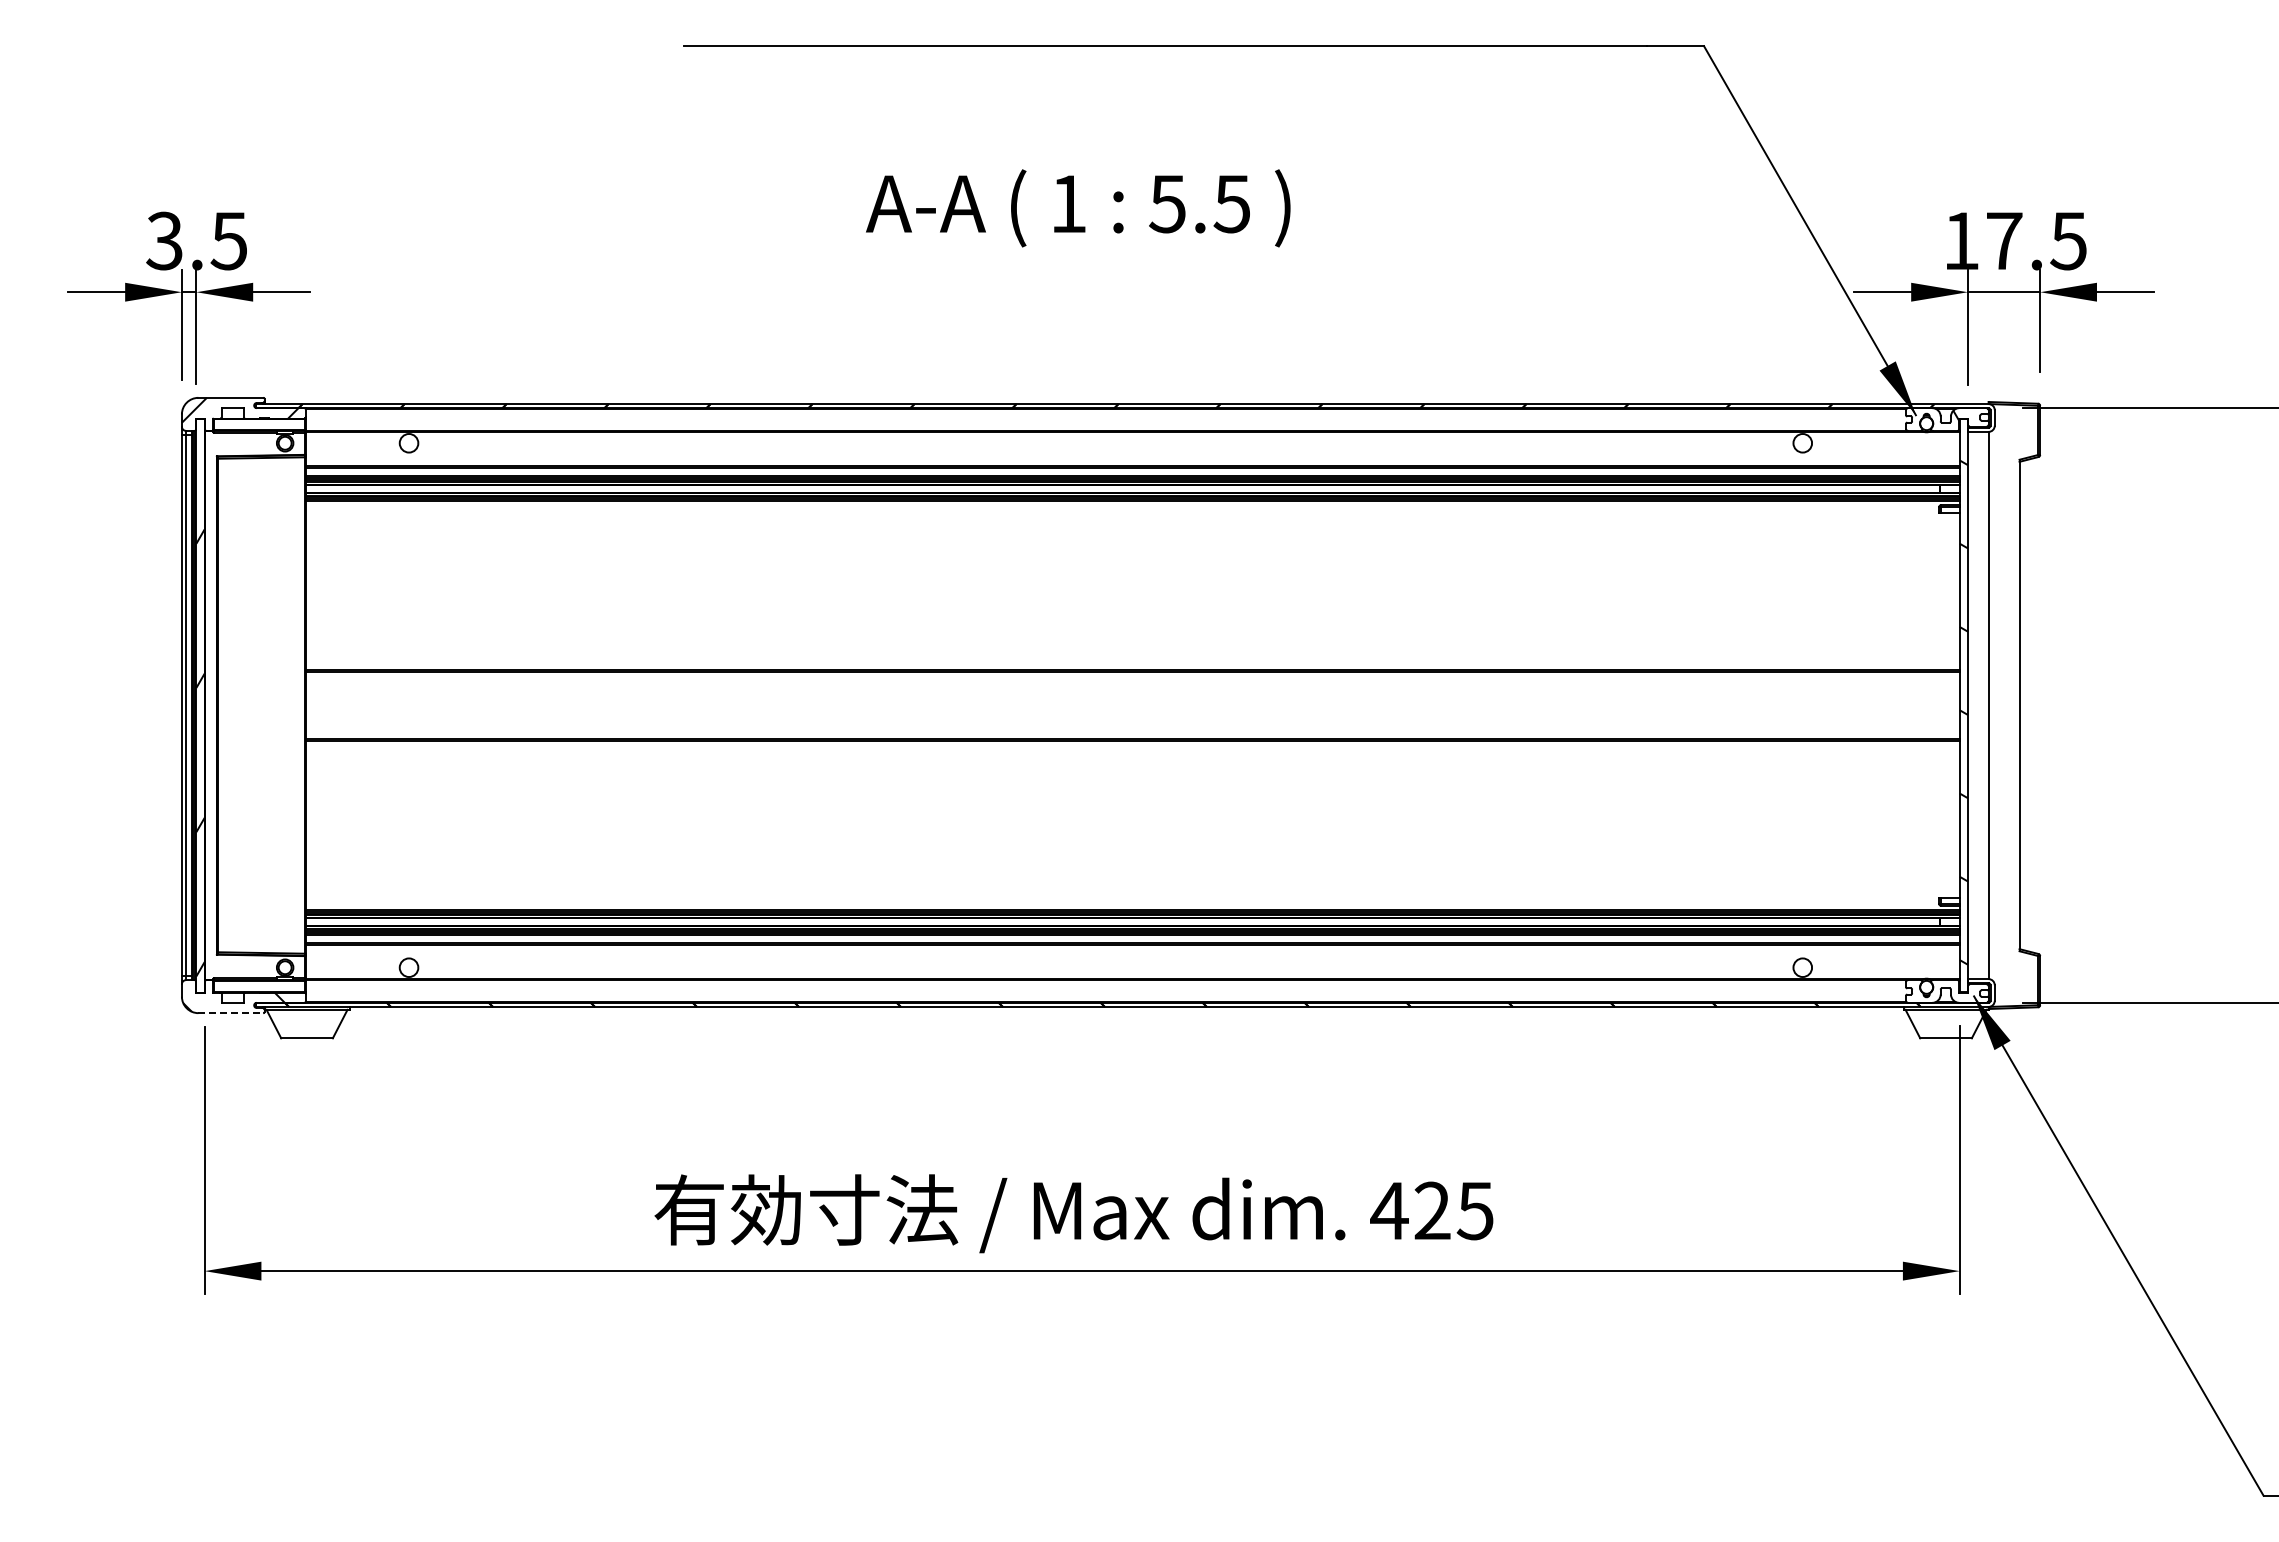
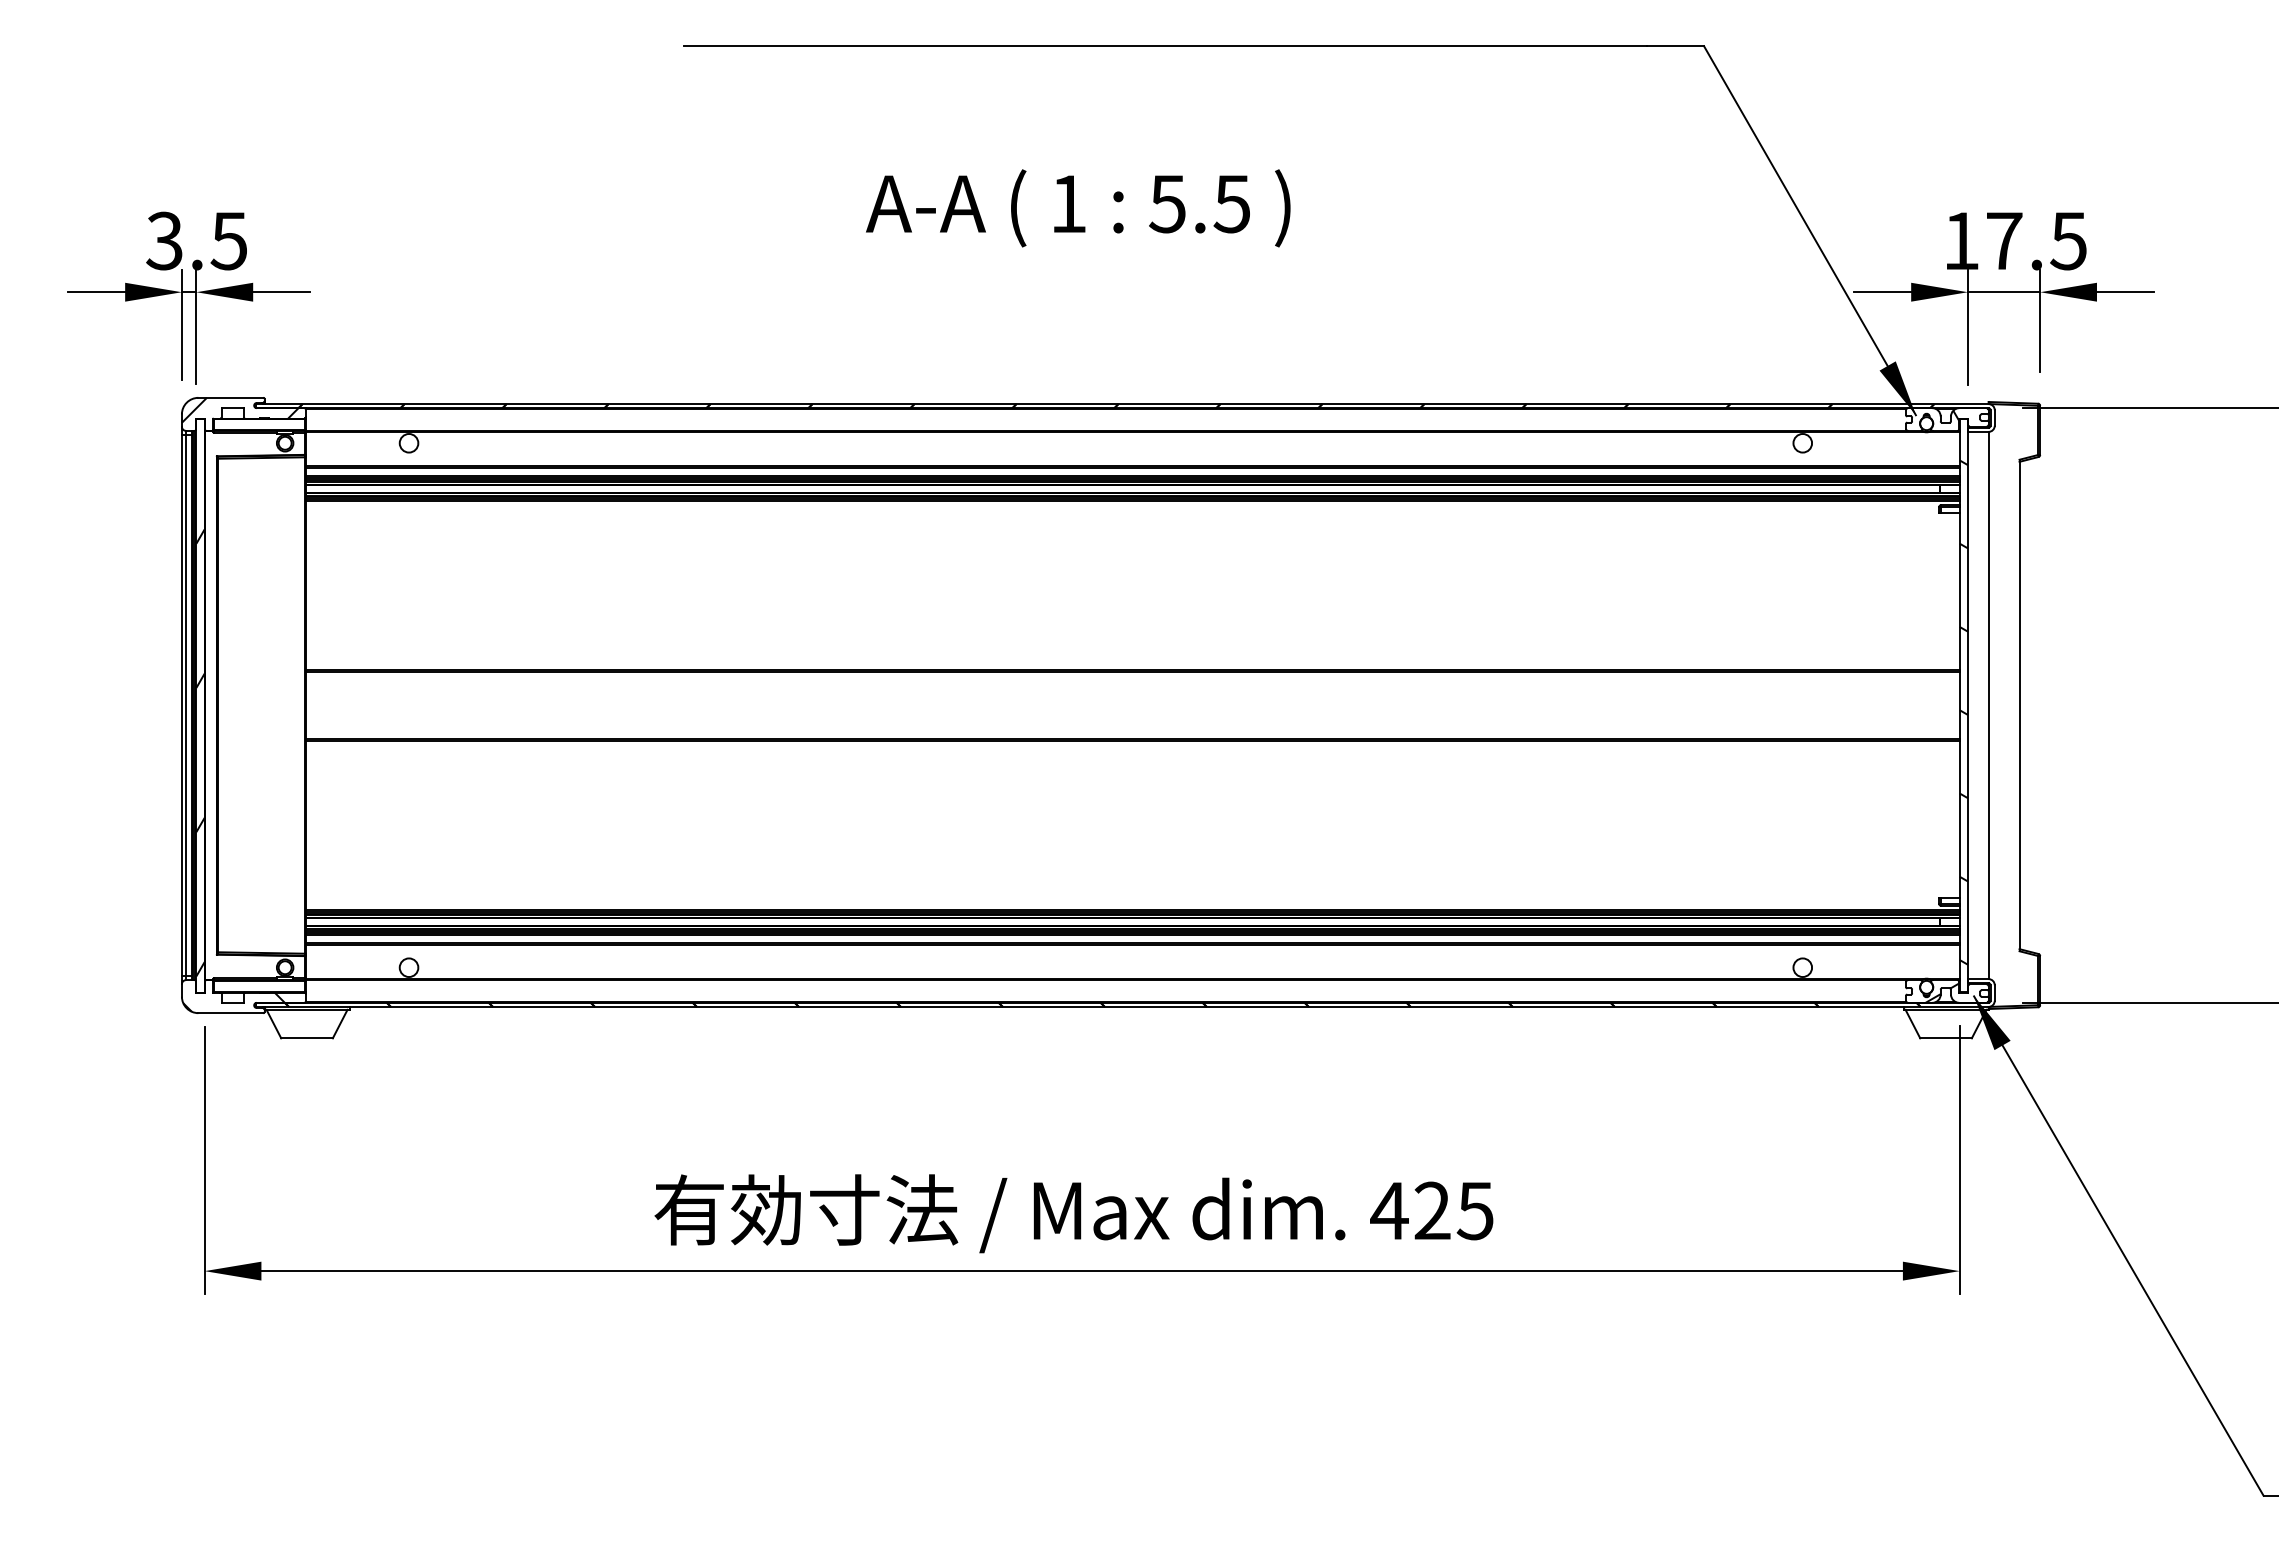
hatch: none -> present (1942, 992)
line: dashed -> solid (231, 1013)
